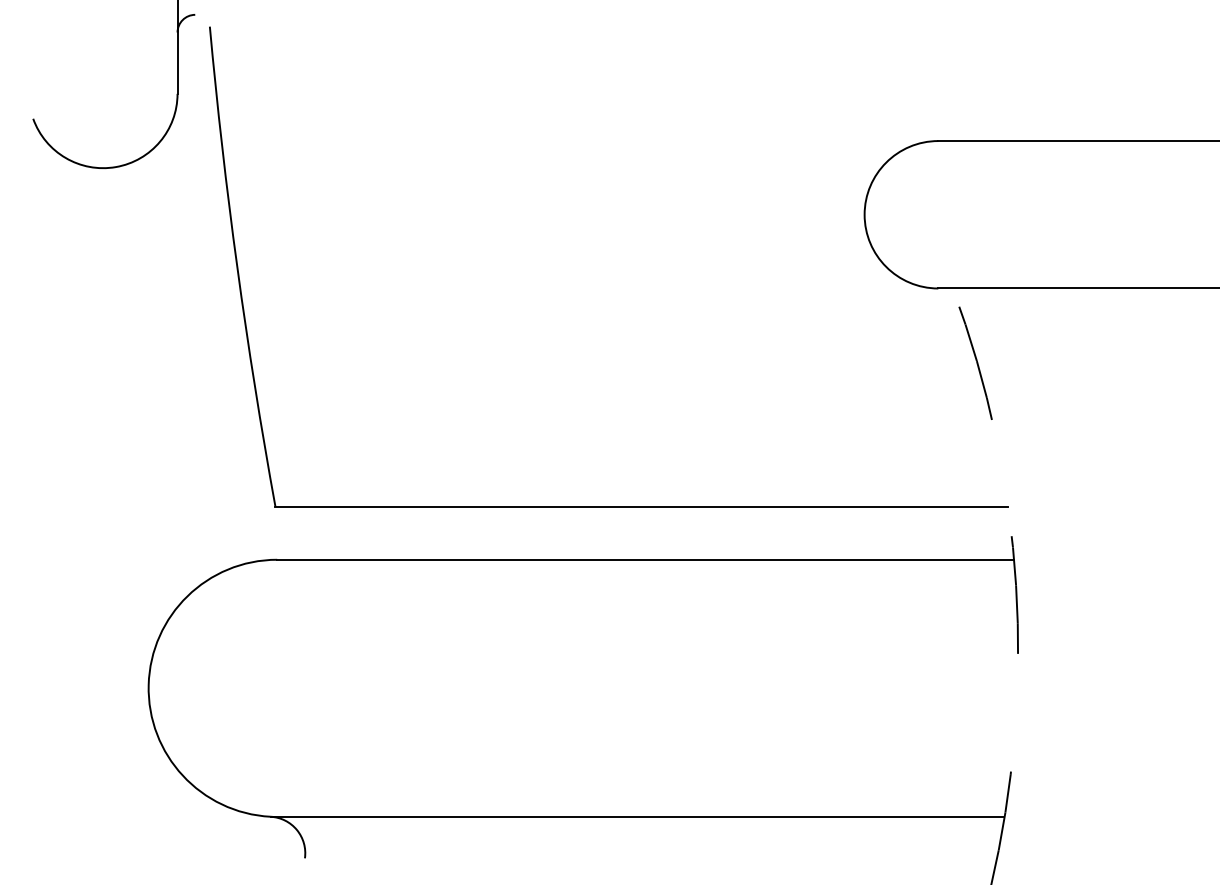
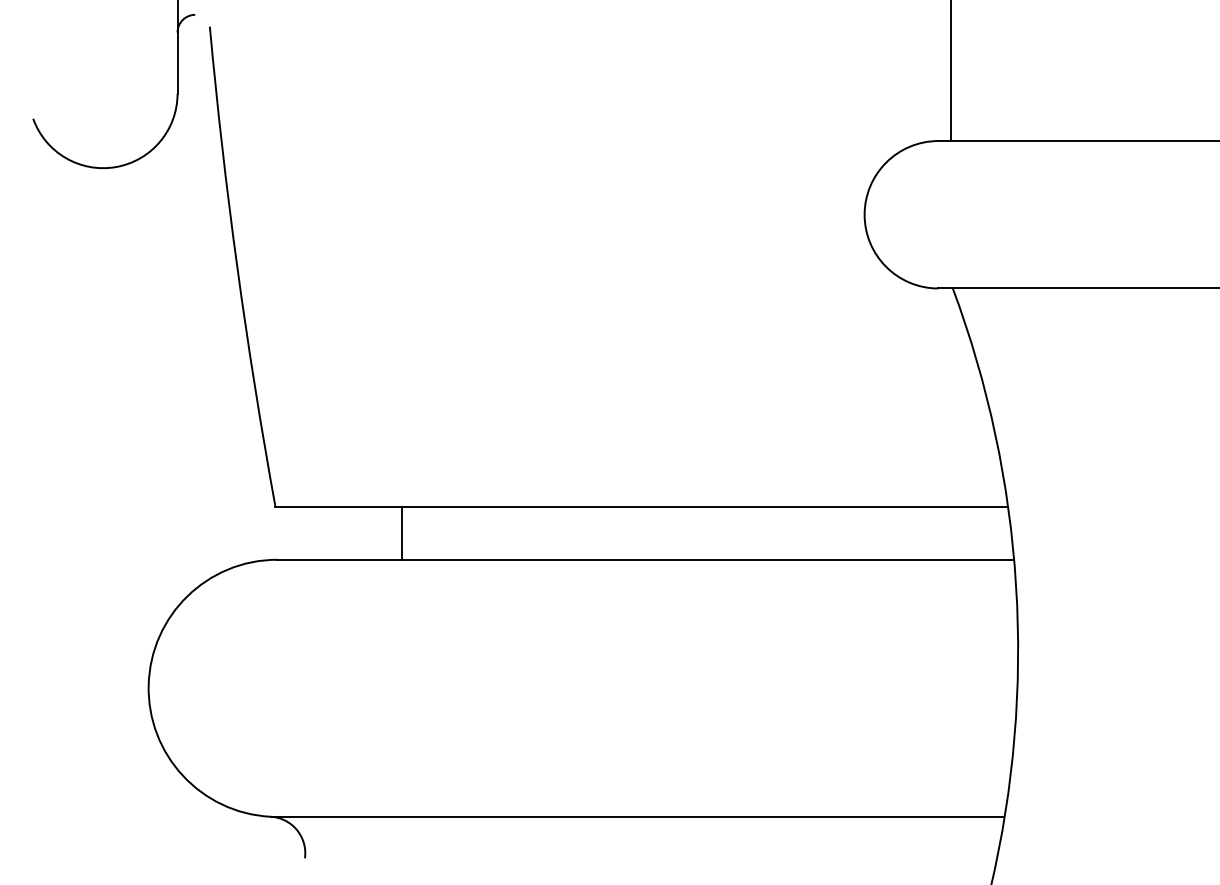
line: none -> present (950, 71)
line: none -> present (402, 532)
arc: dashed -> solid (1015, 584)
